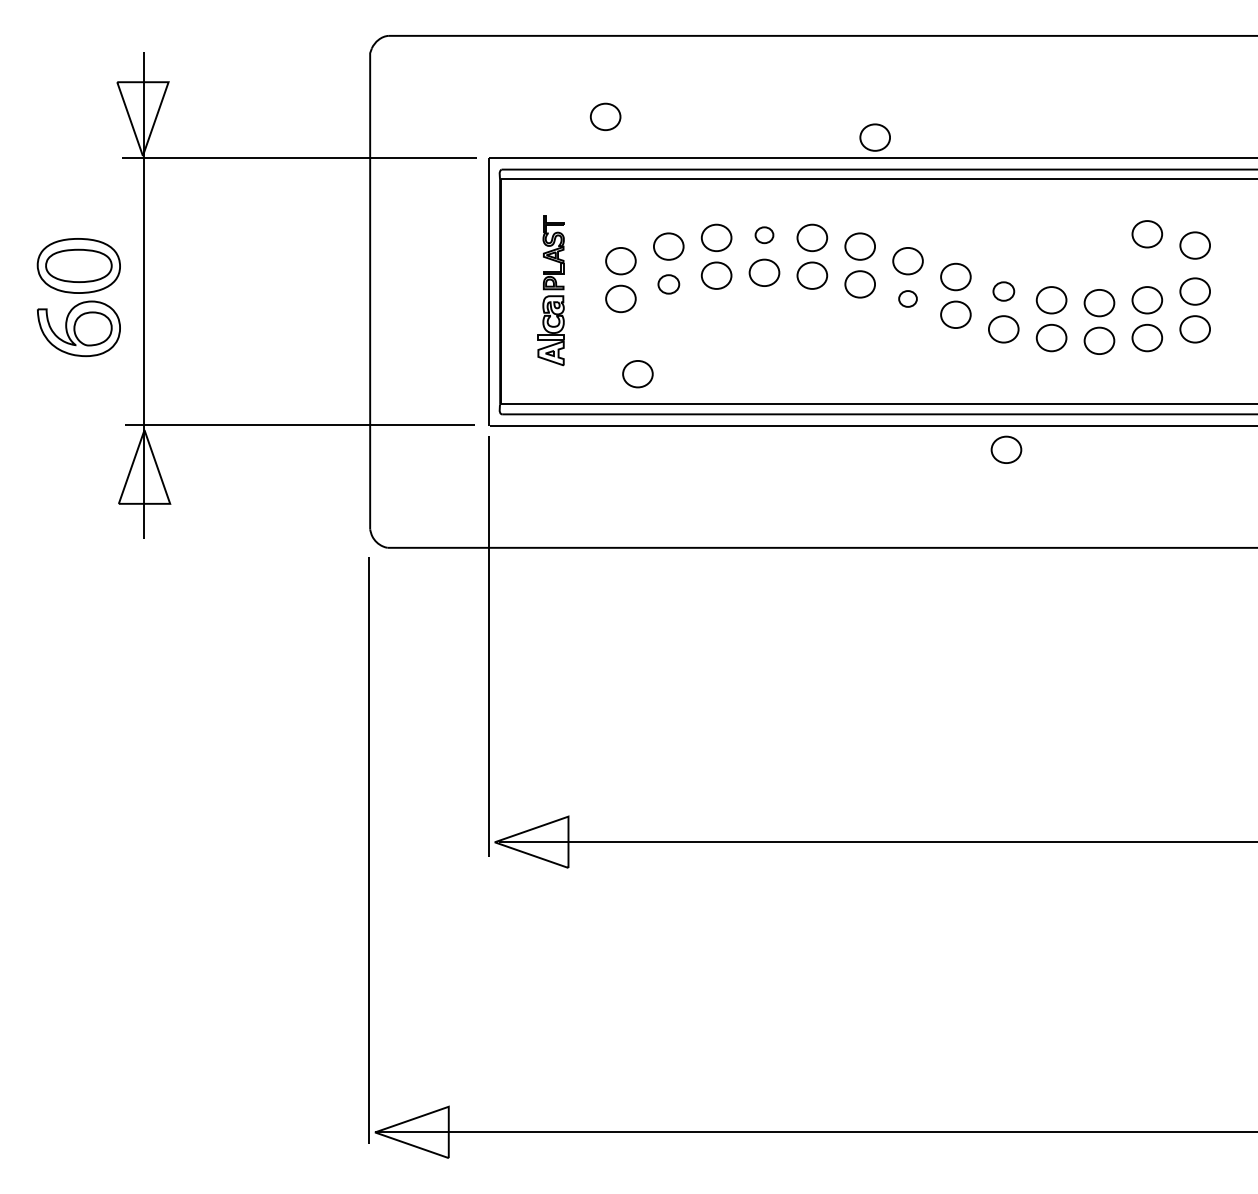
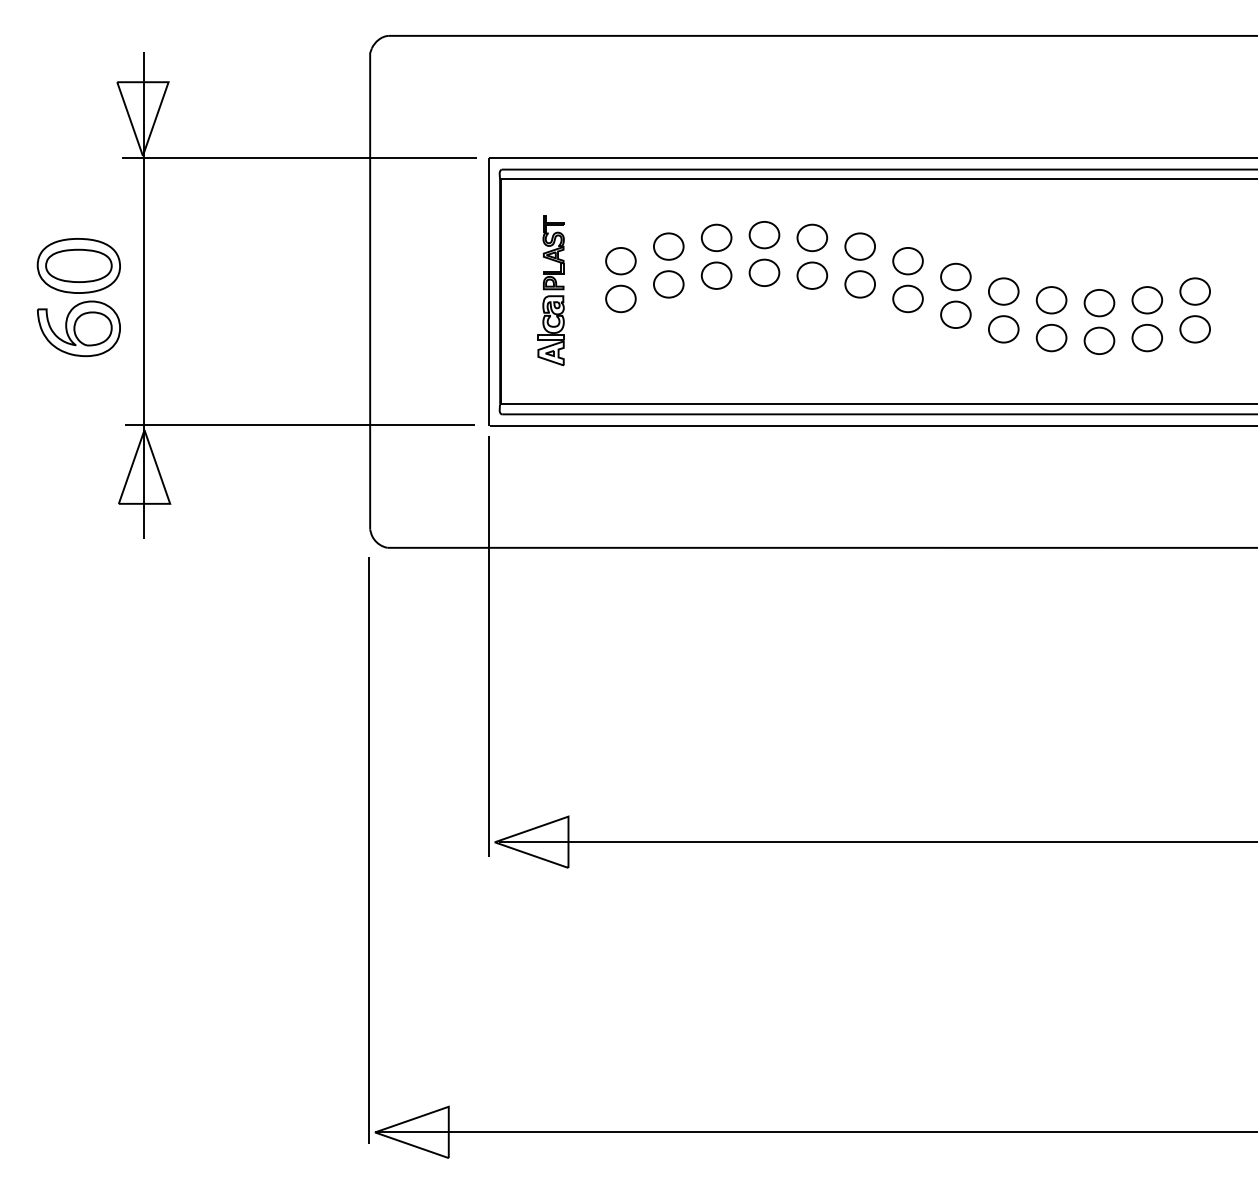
part: present -> none (605, 116)
part: present -> none (874, 137)
part: present -> none (1147, 234)
part size: 21x19 px -> 33x29 px (764, 235)
part: present -> none (1194, 245)
part size: 24x21 px -> 32x29 px (668, 284)
part size: 24x21 px -> 32x29 px (1003, 291)
part size: 20x18 px -> 32x30 px (907, 298)
part: present -> none (637, 374)
part: present -> none (1006, 449)
